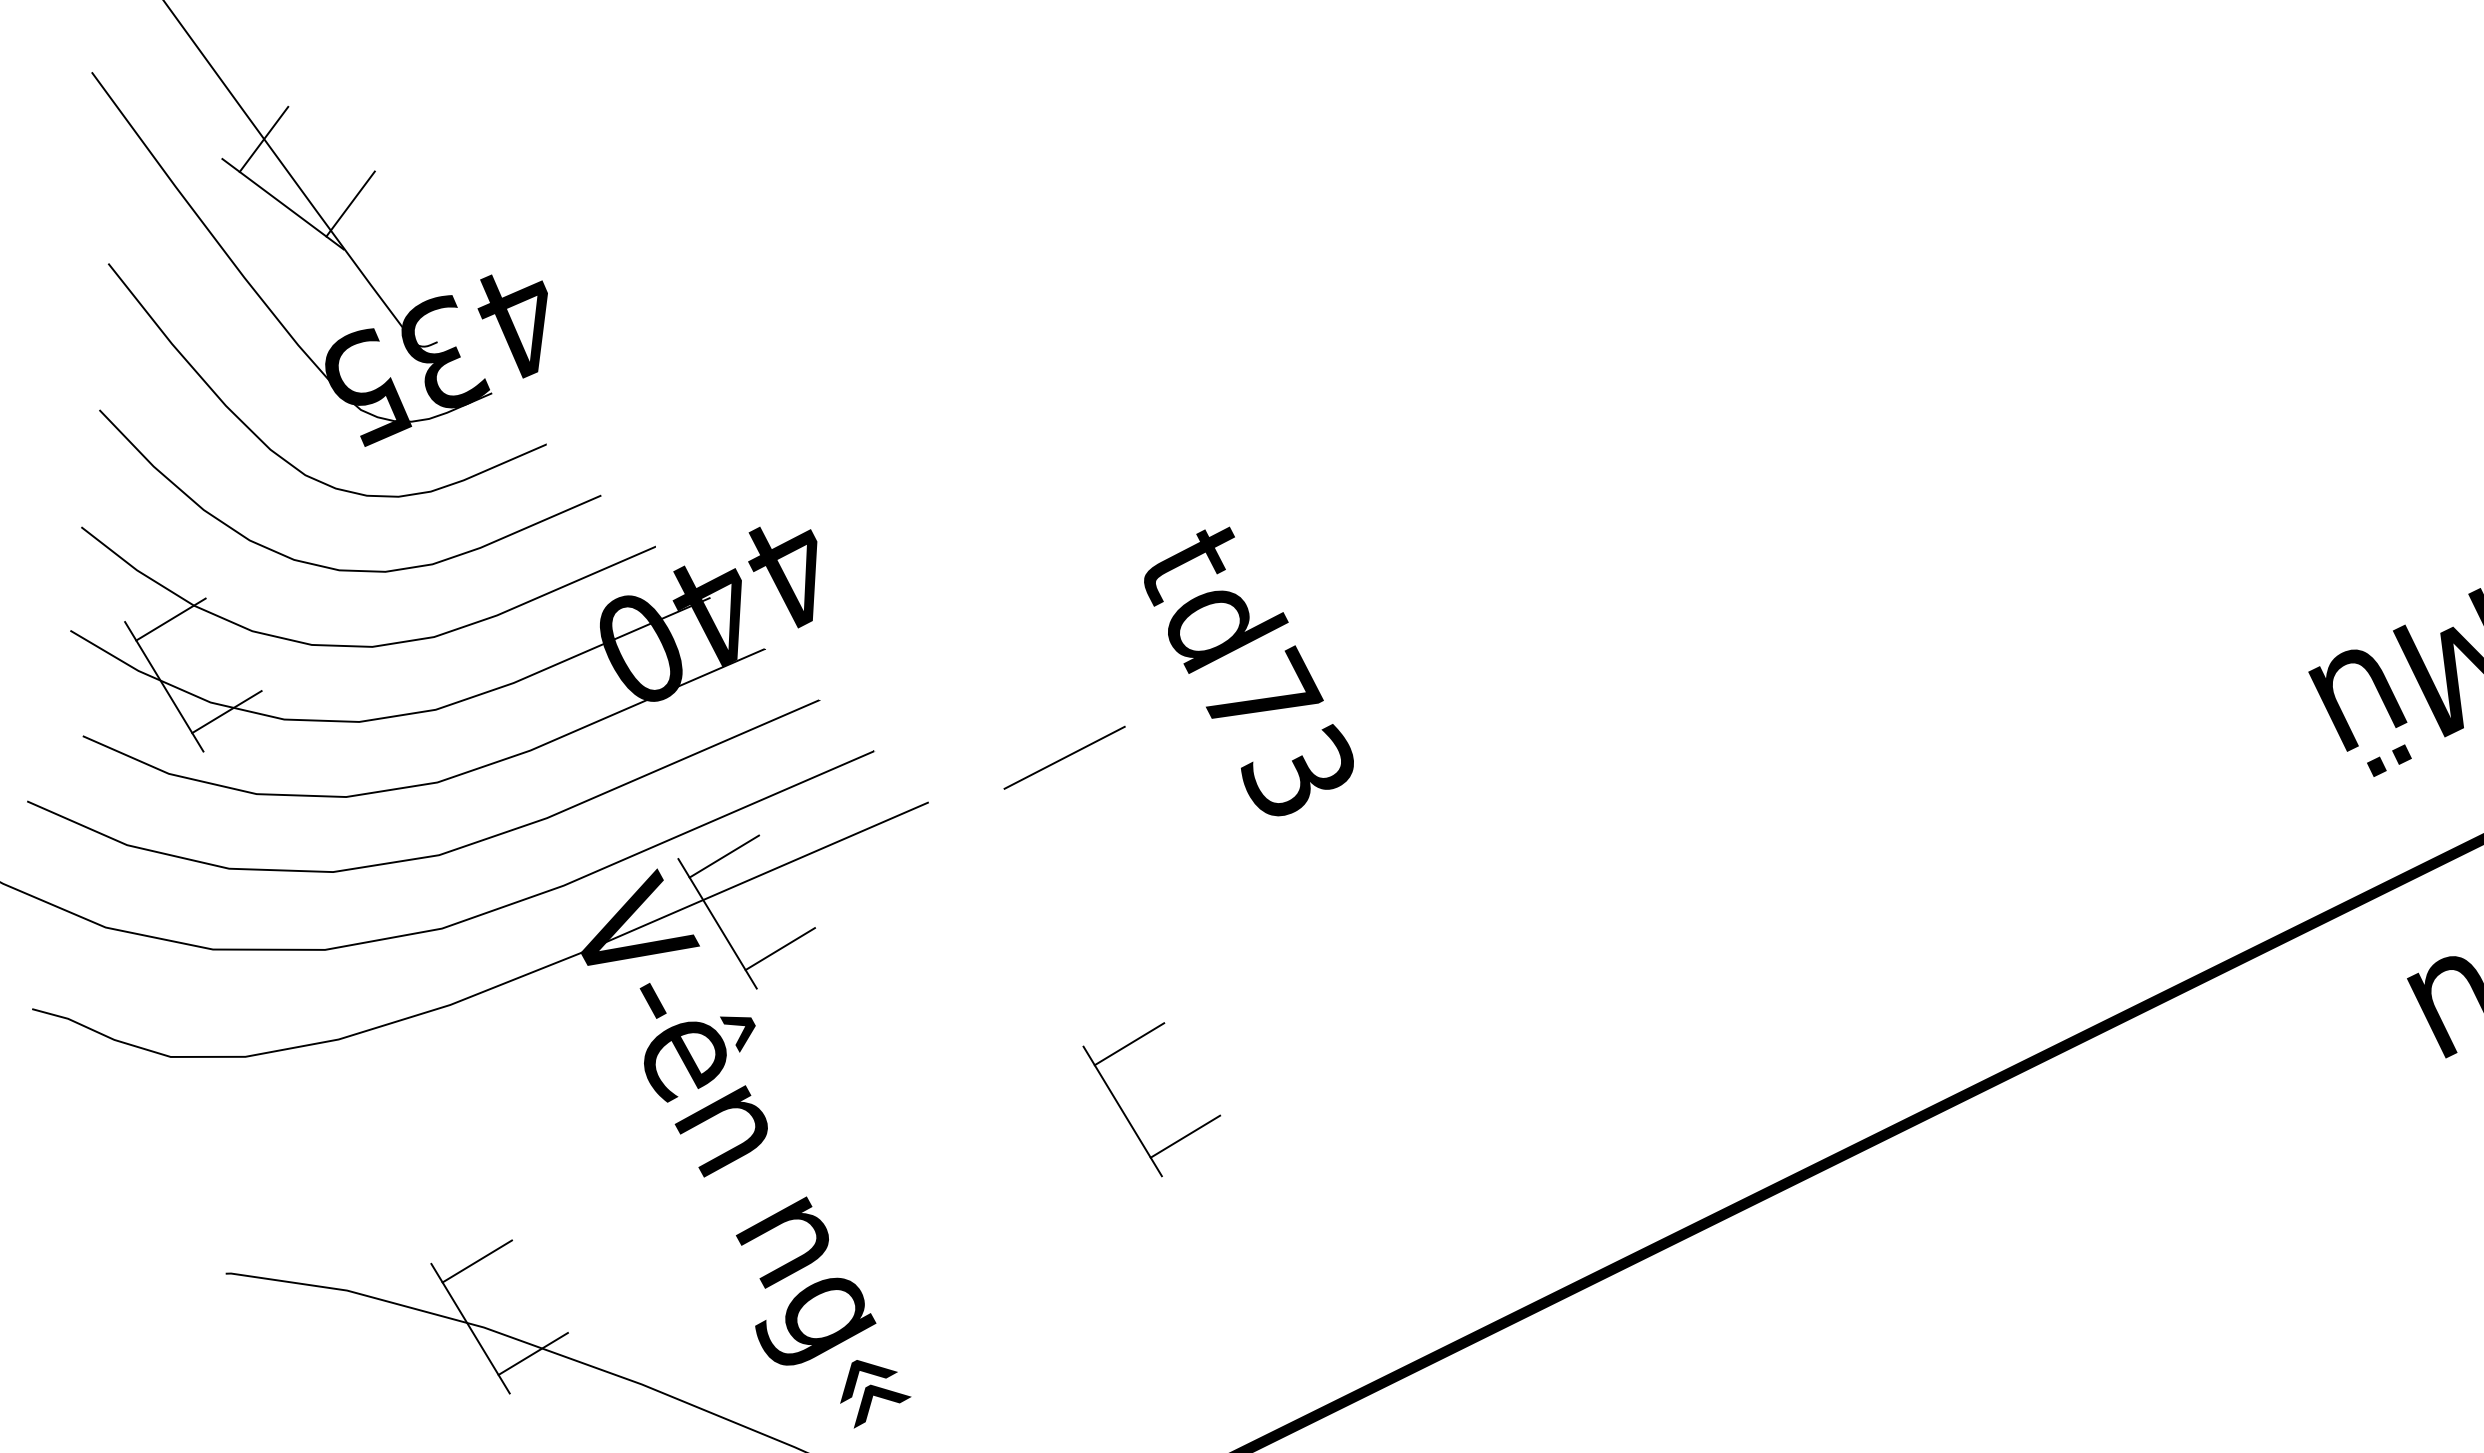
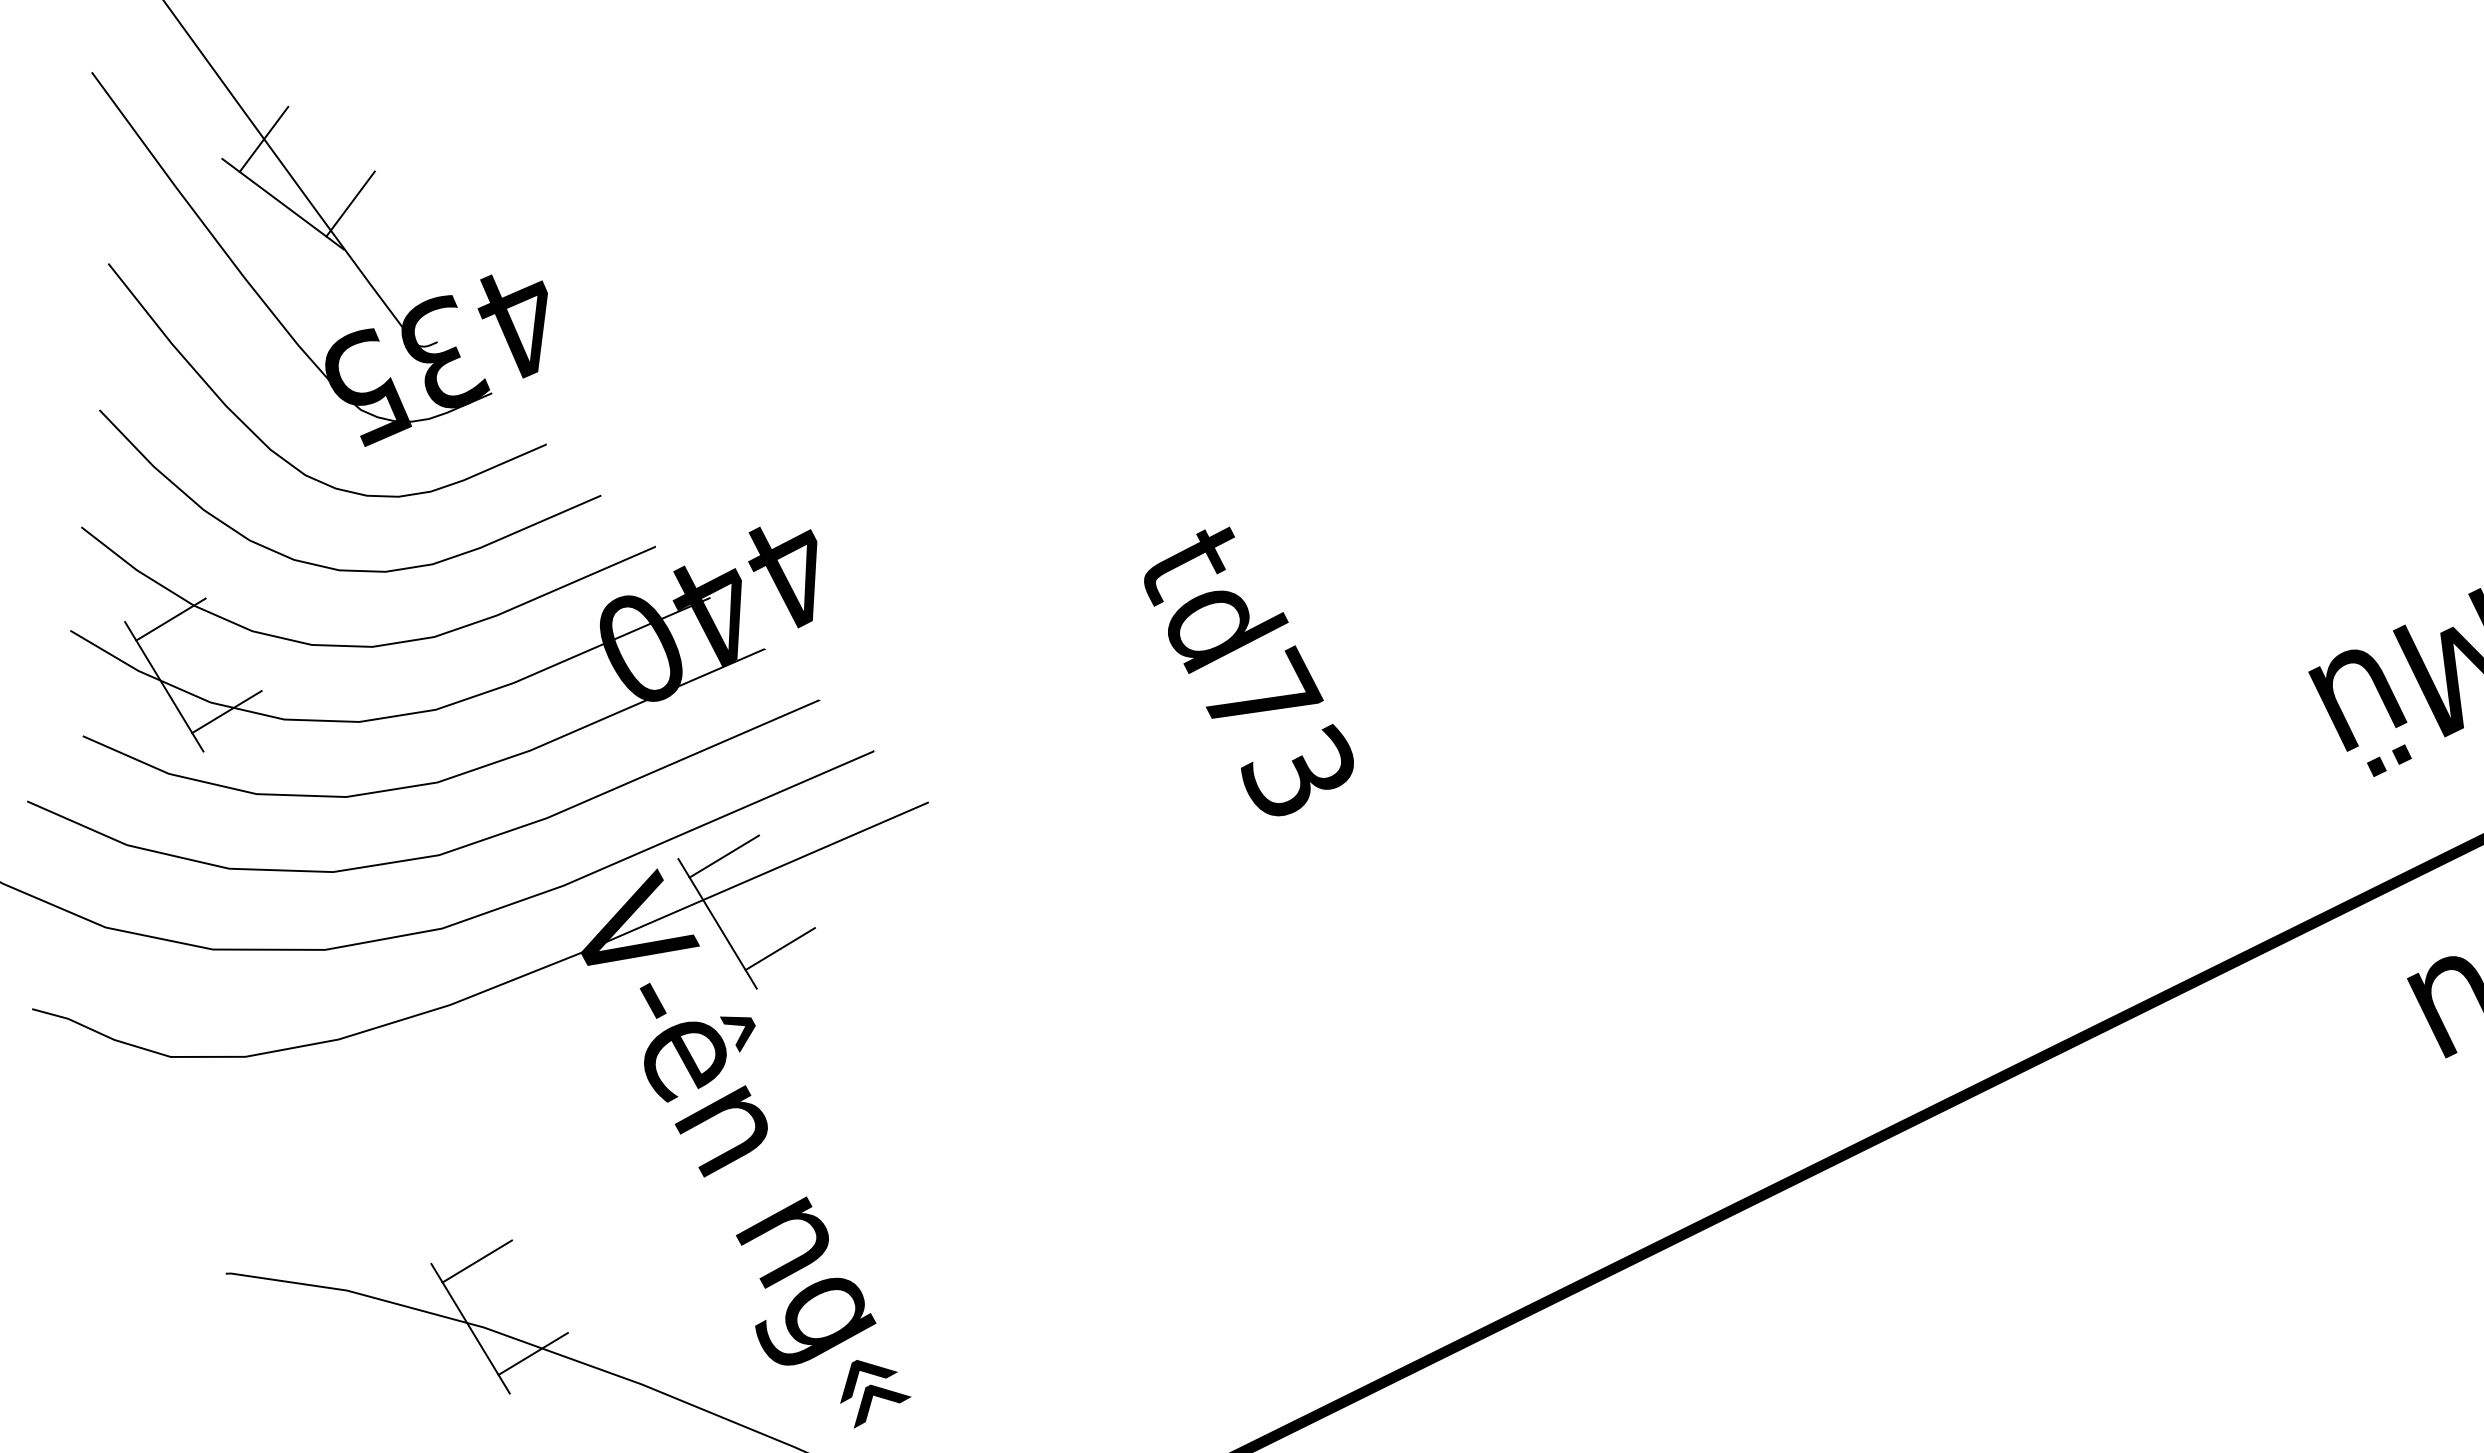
line: present -> none (1064, 757)
part: present -> none (1125, 1113)
